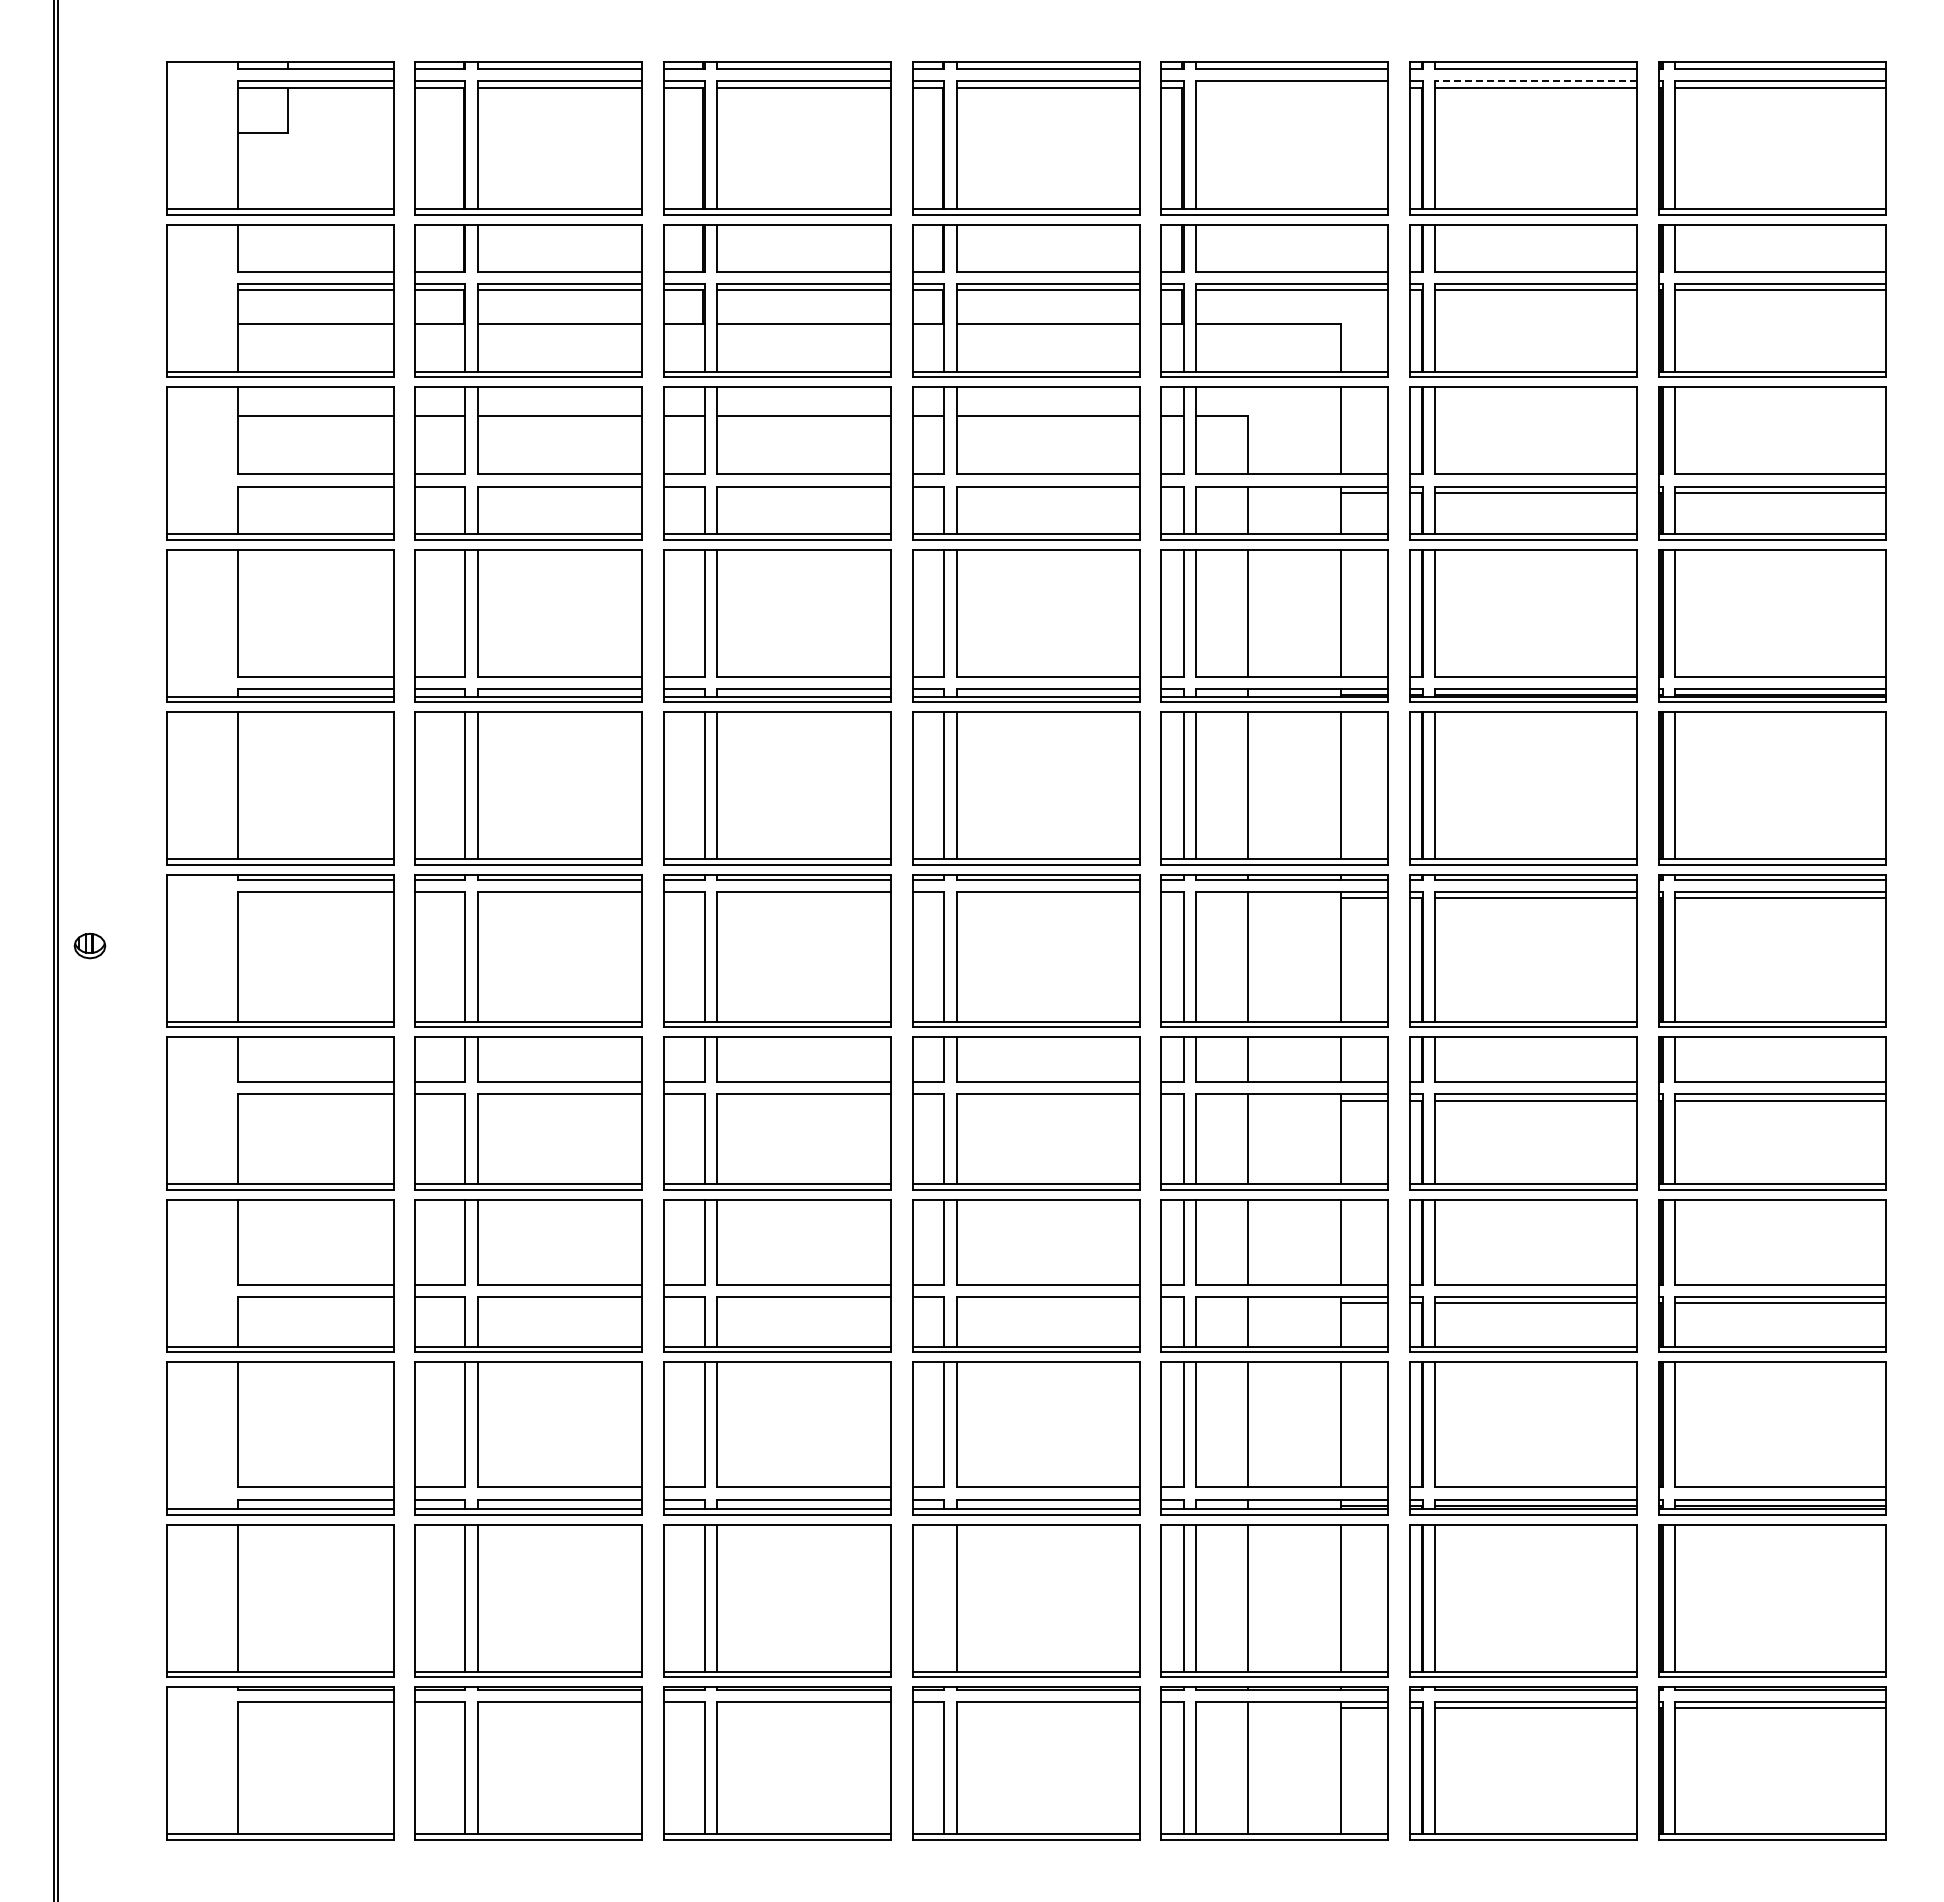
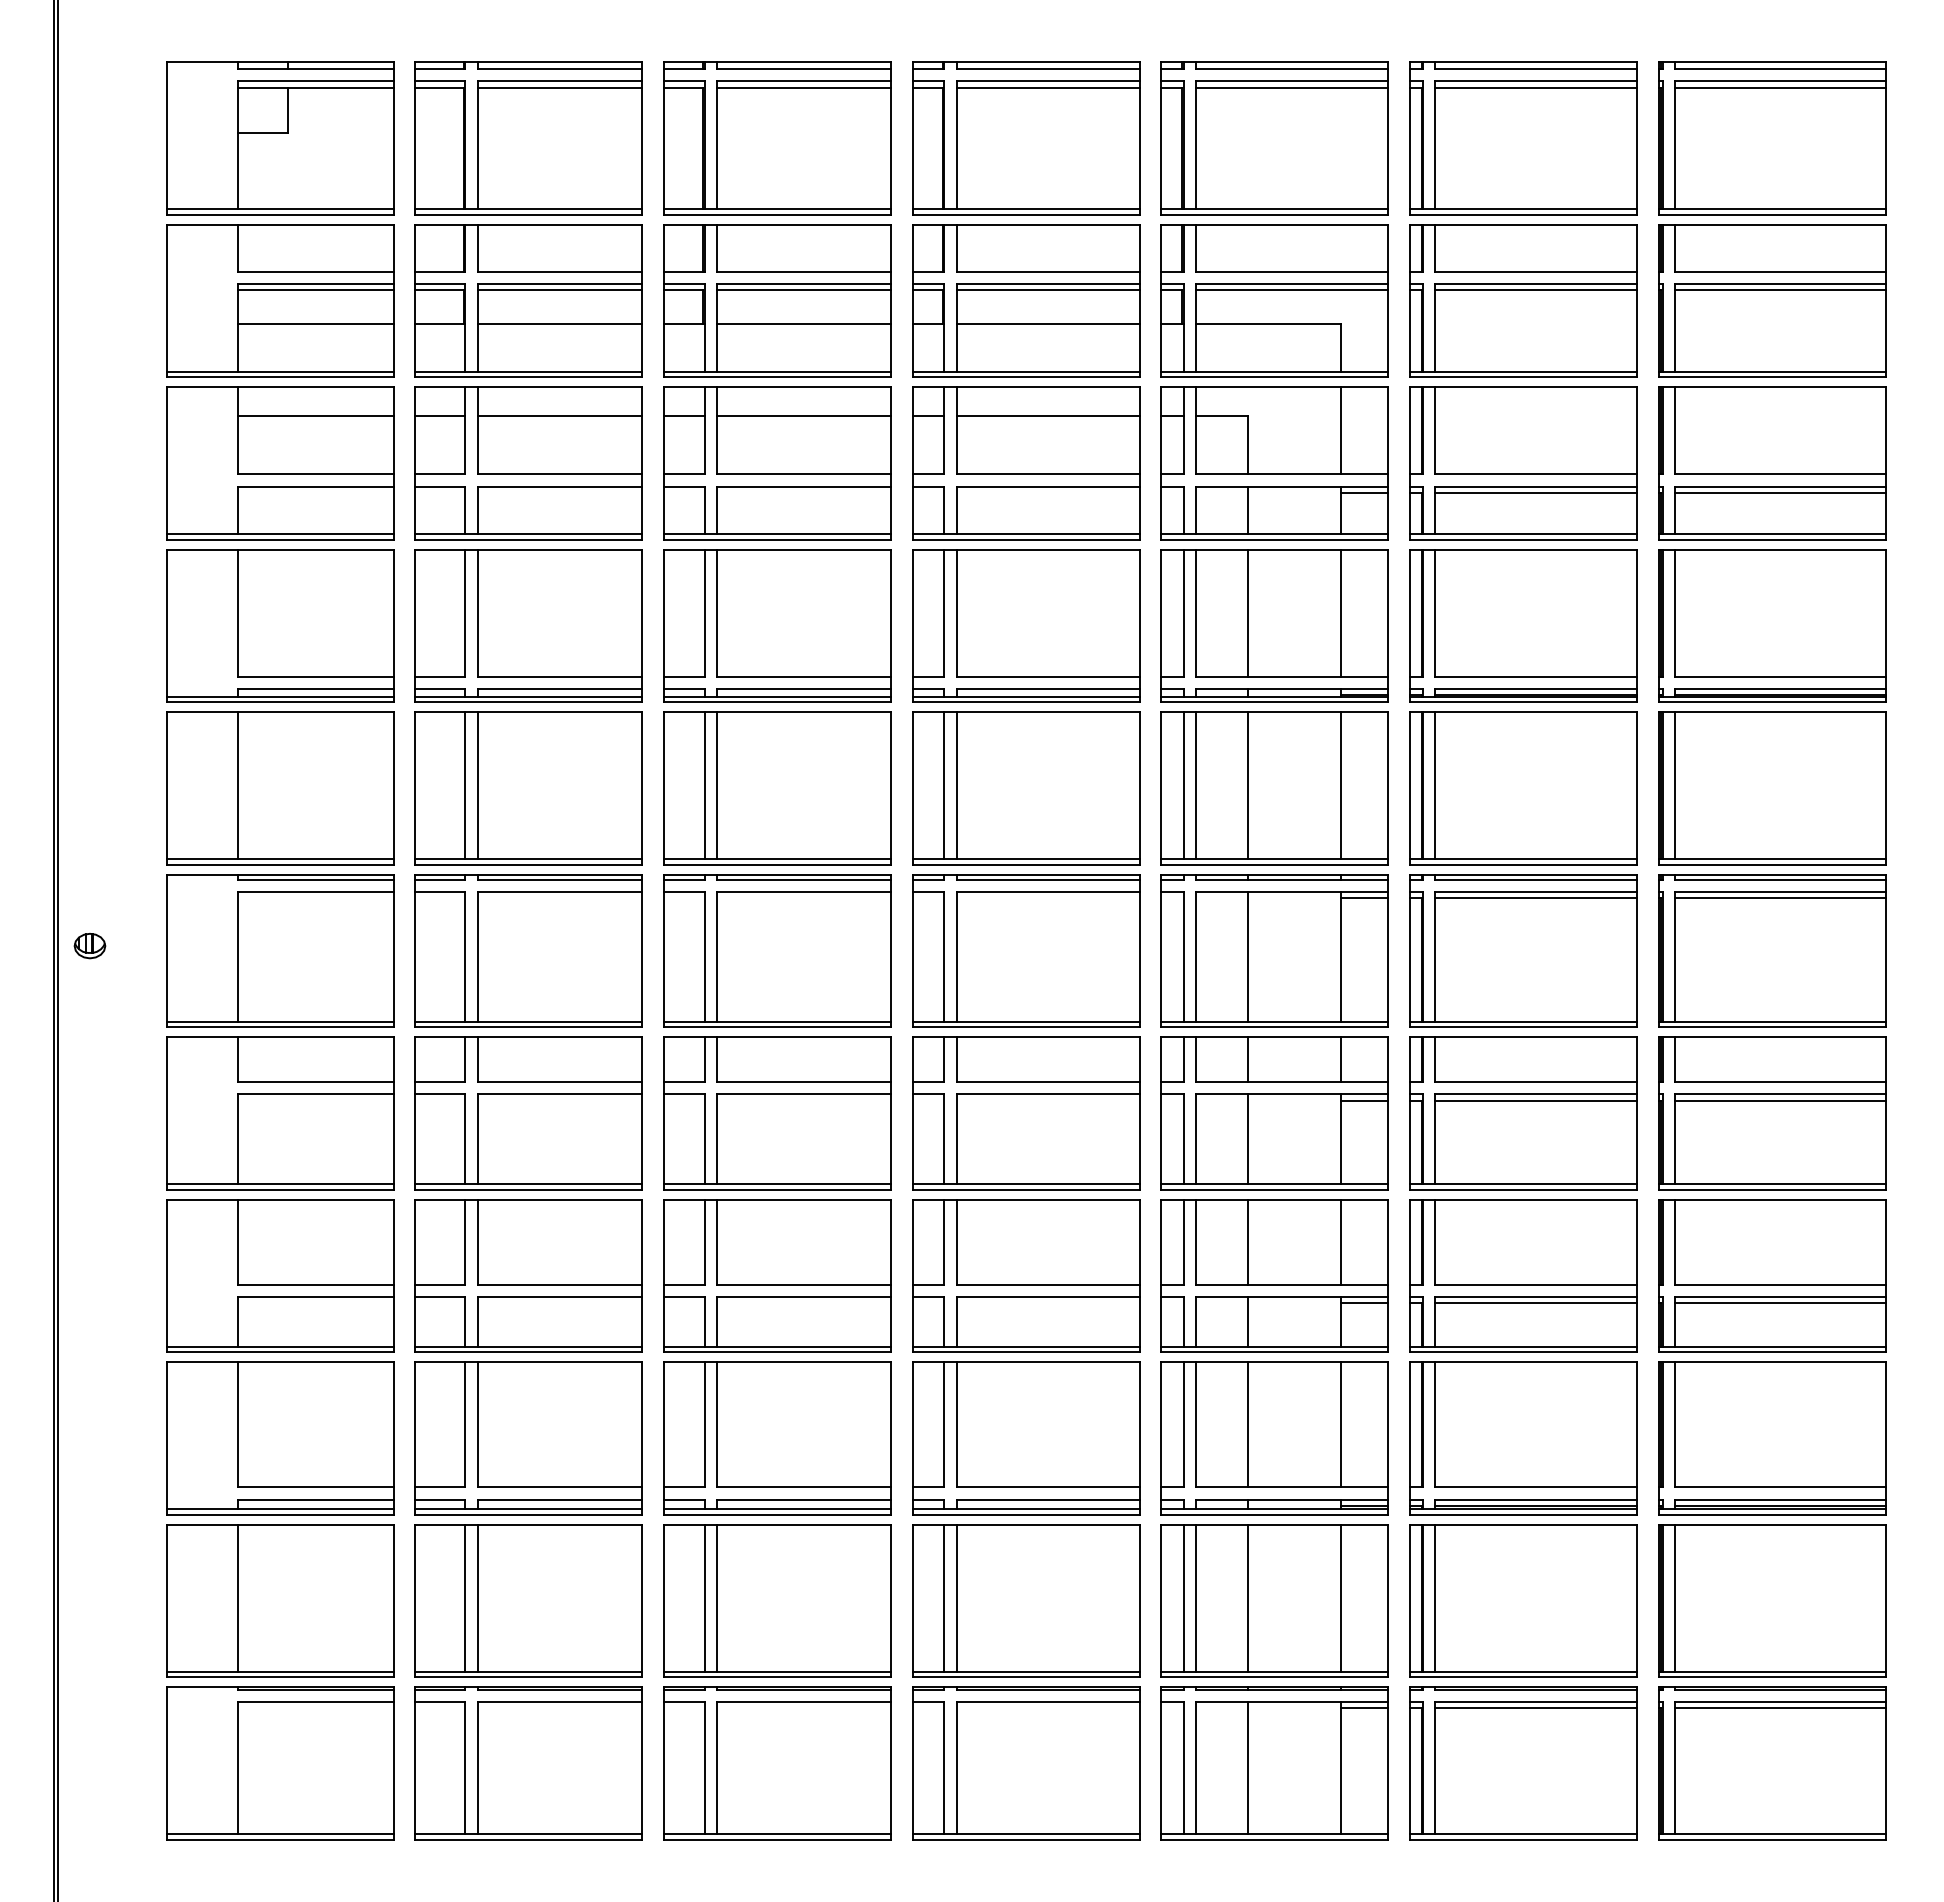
line: dashed -> solid (1536, 81)
line: none -> present (1291, 87)
line: none -> present (944, 1597)
